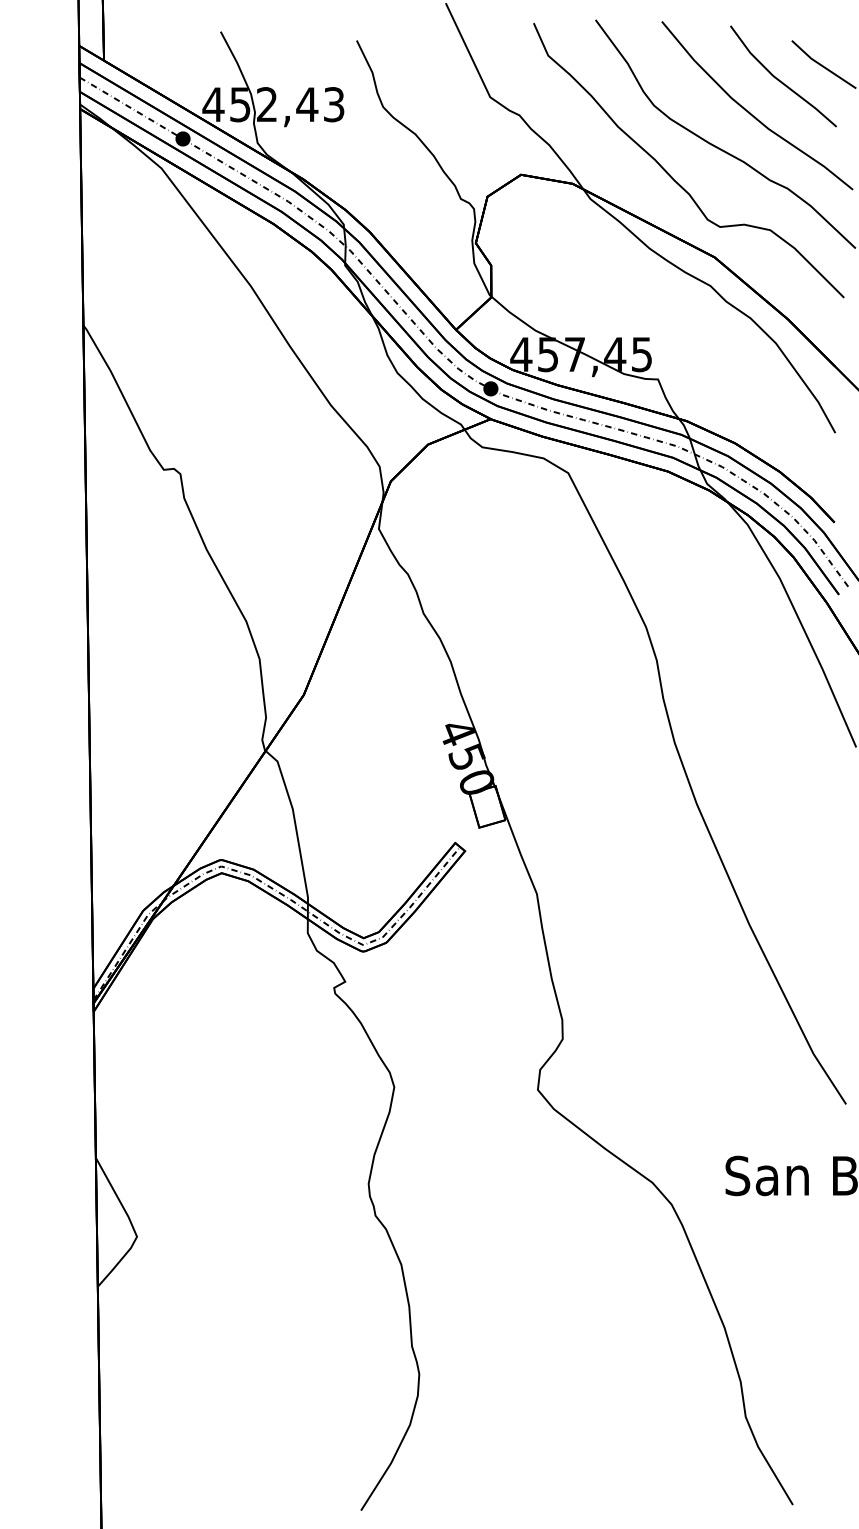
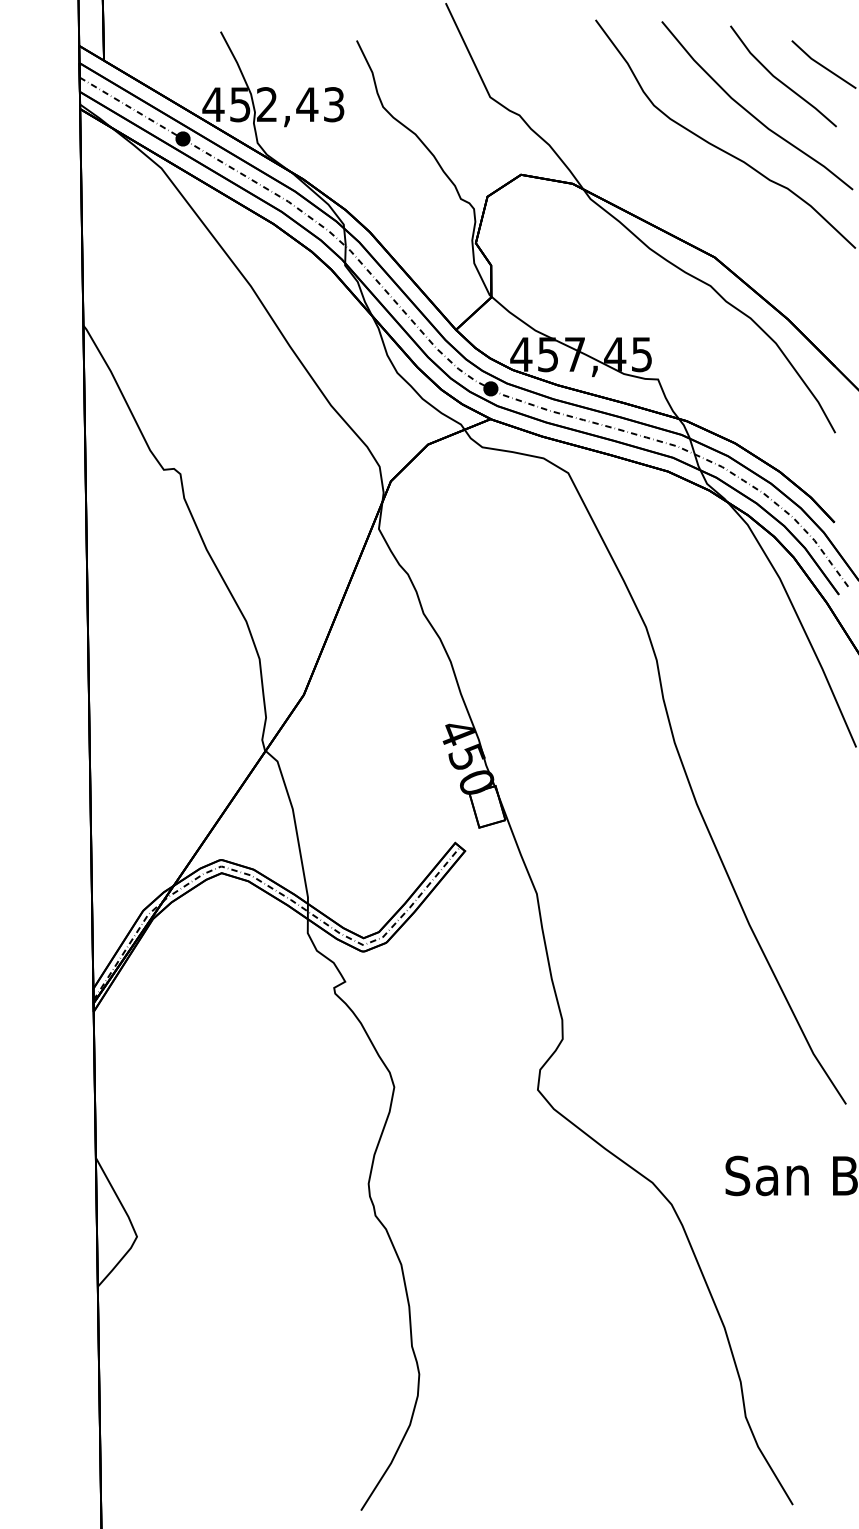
curve: present -> none (671, 175)
